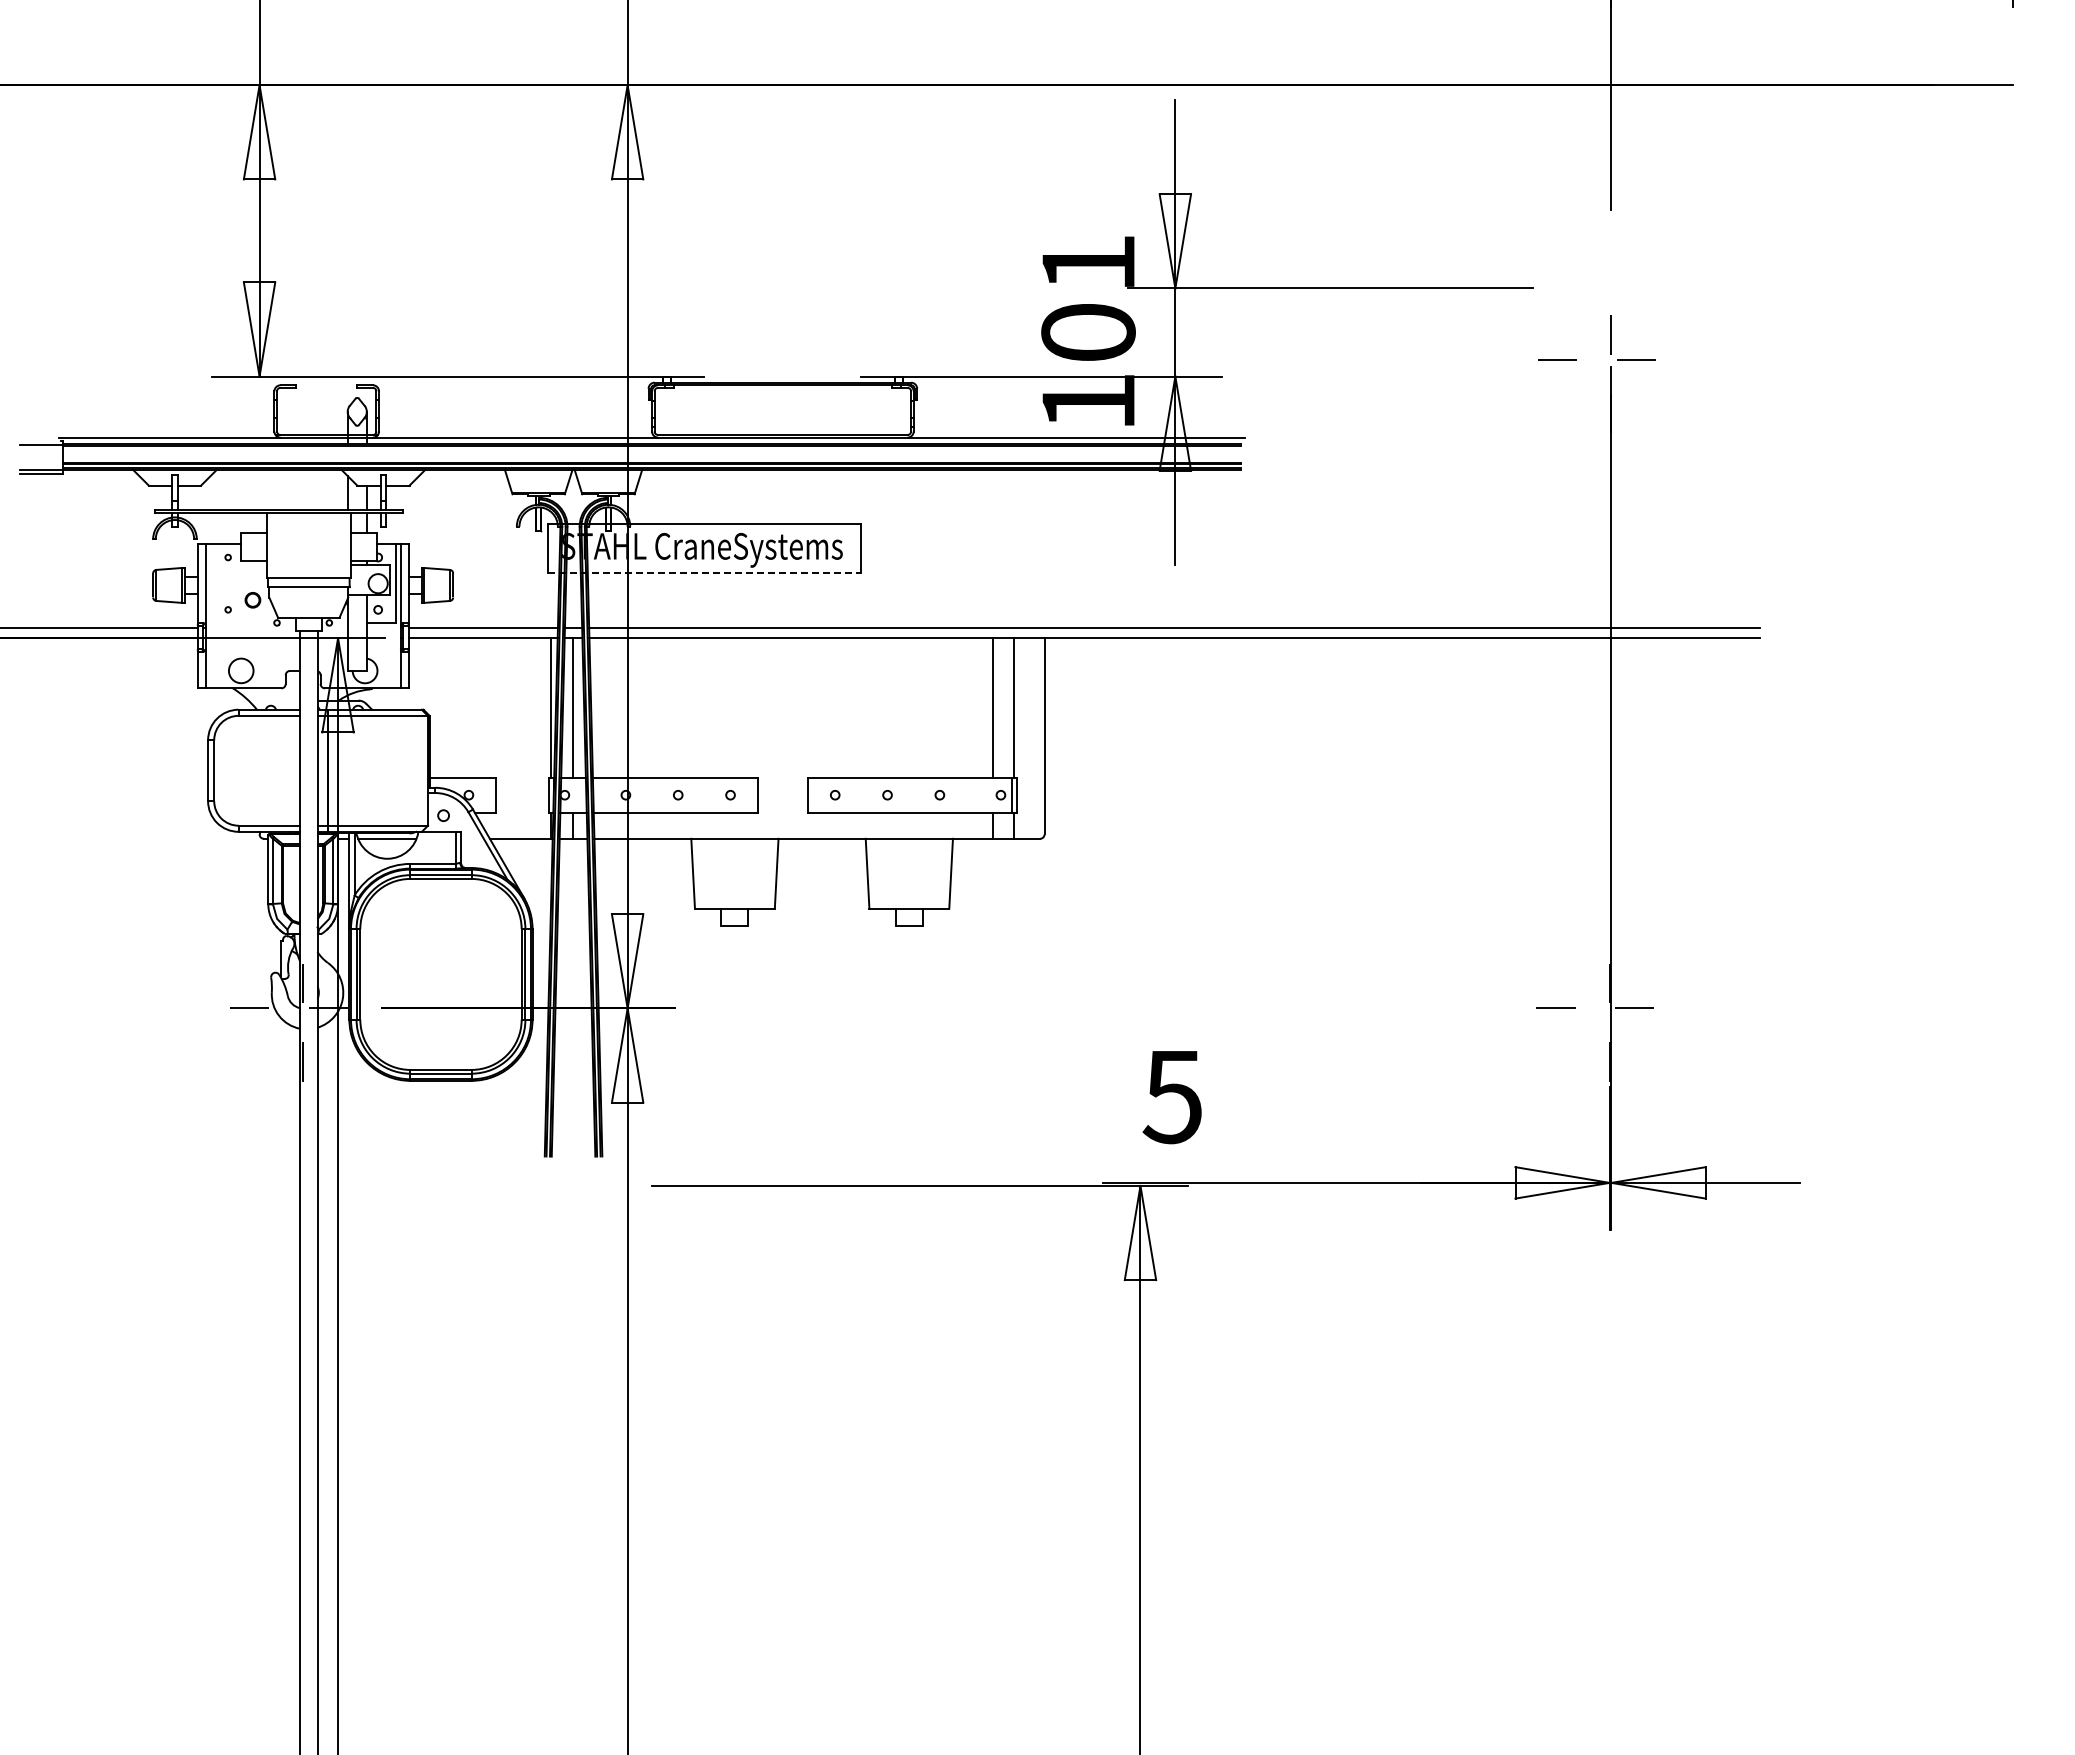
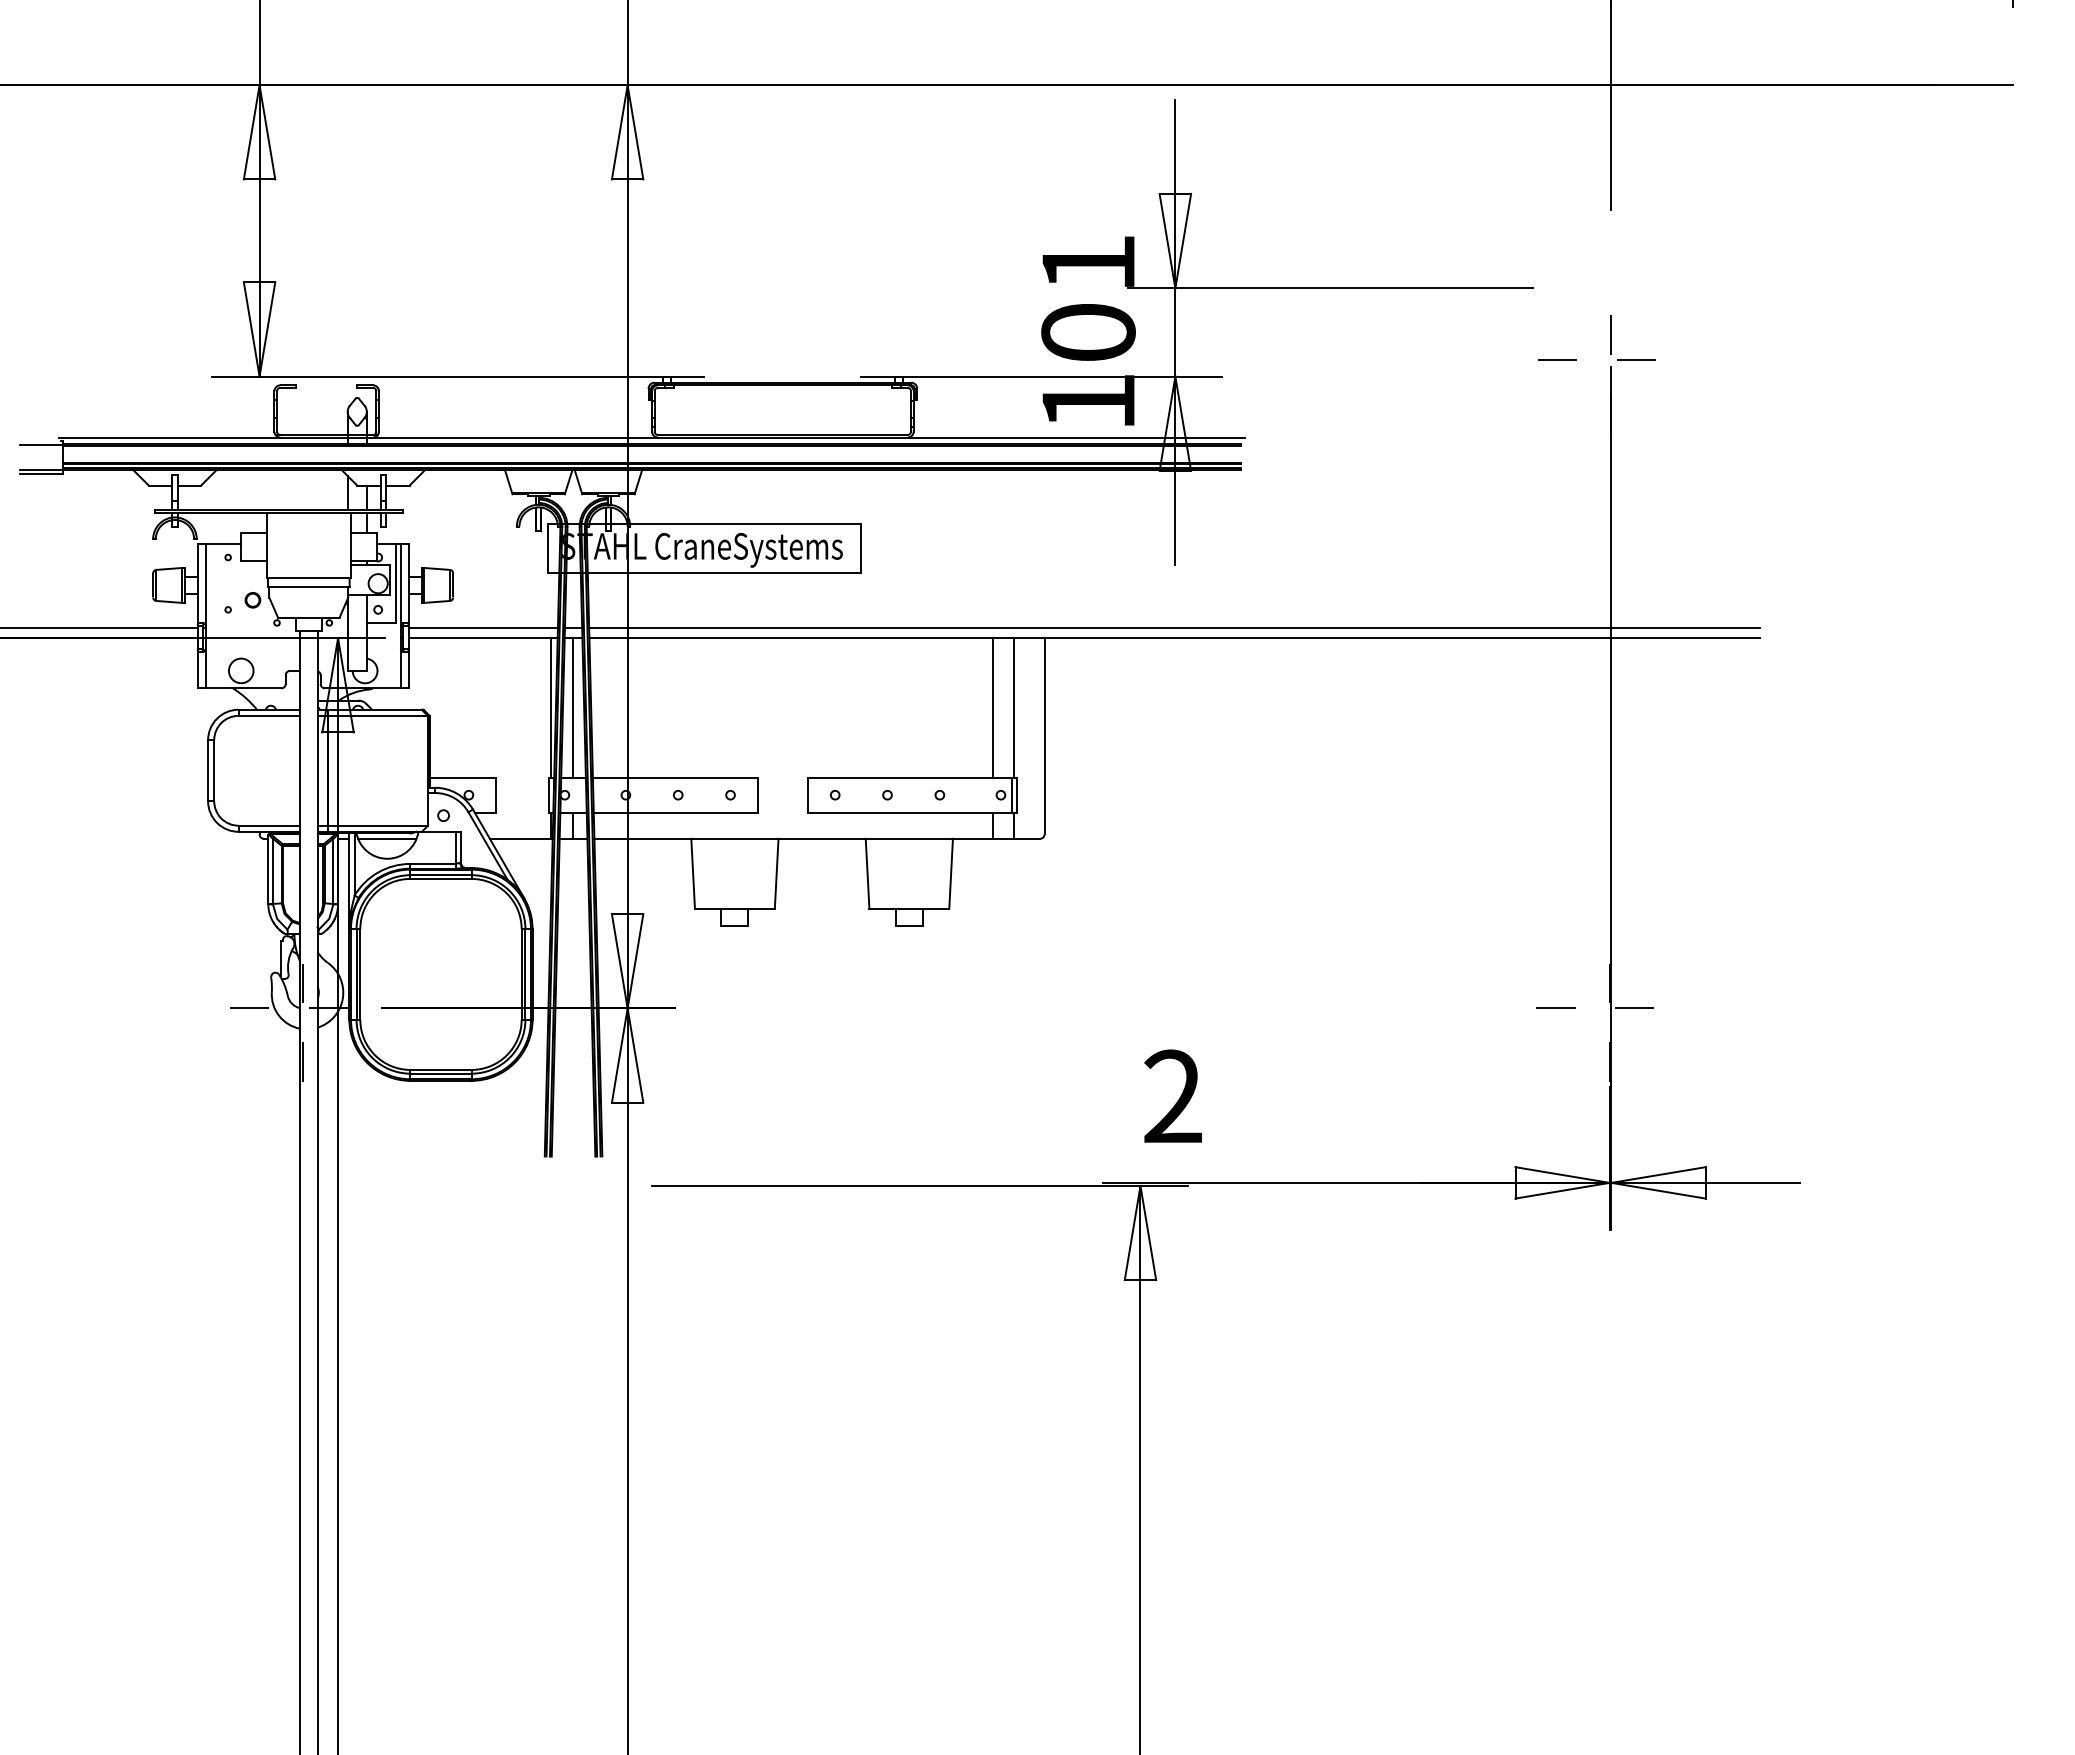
line: dashed -> solid (704, 572)
text: 5 -> 2 (1171, 1096)
